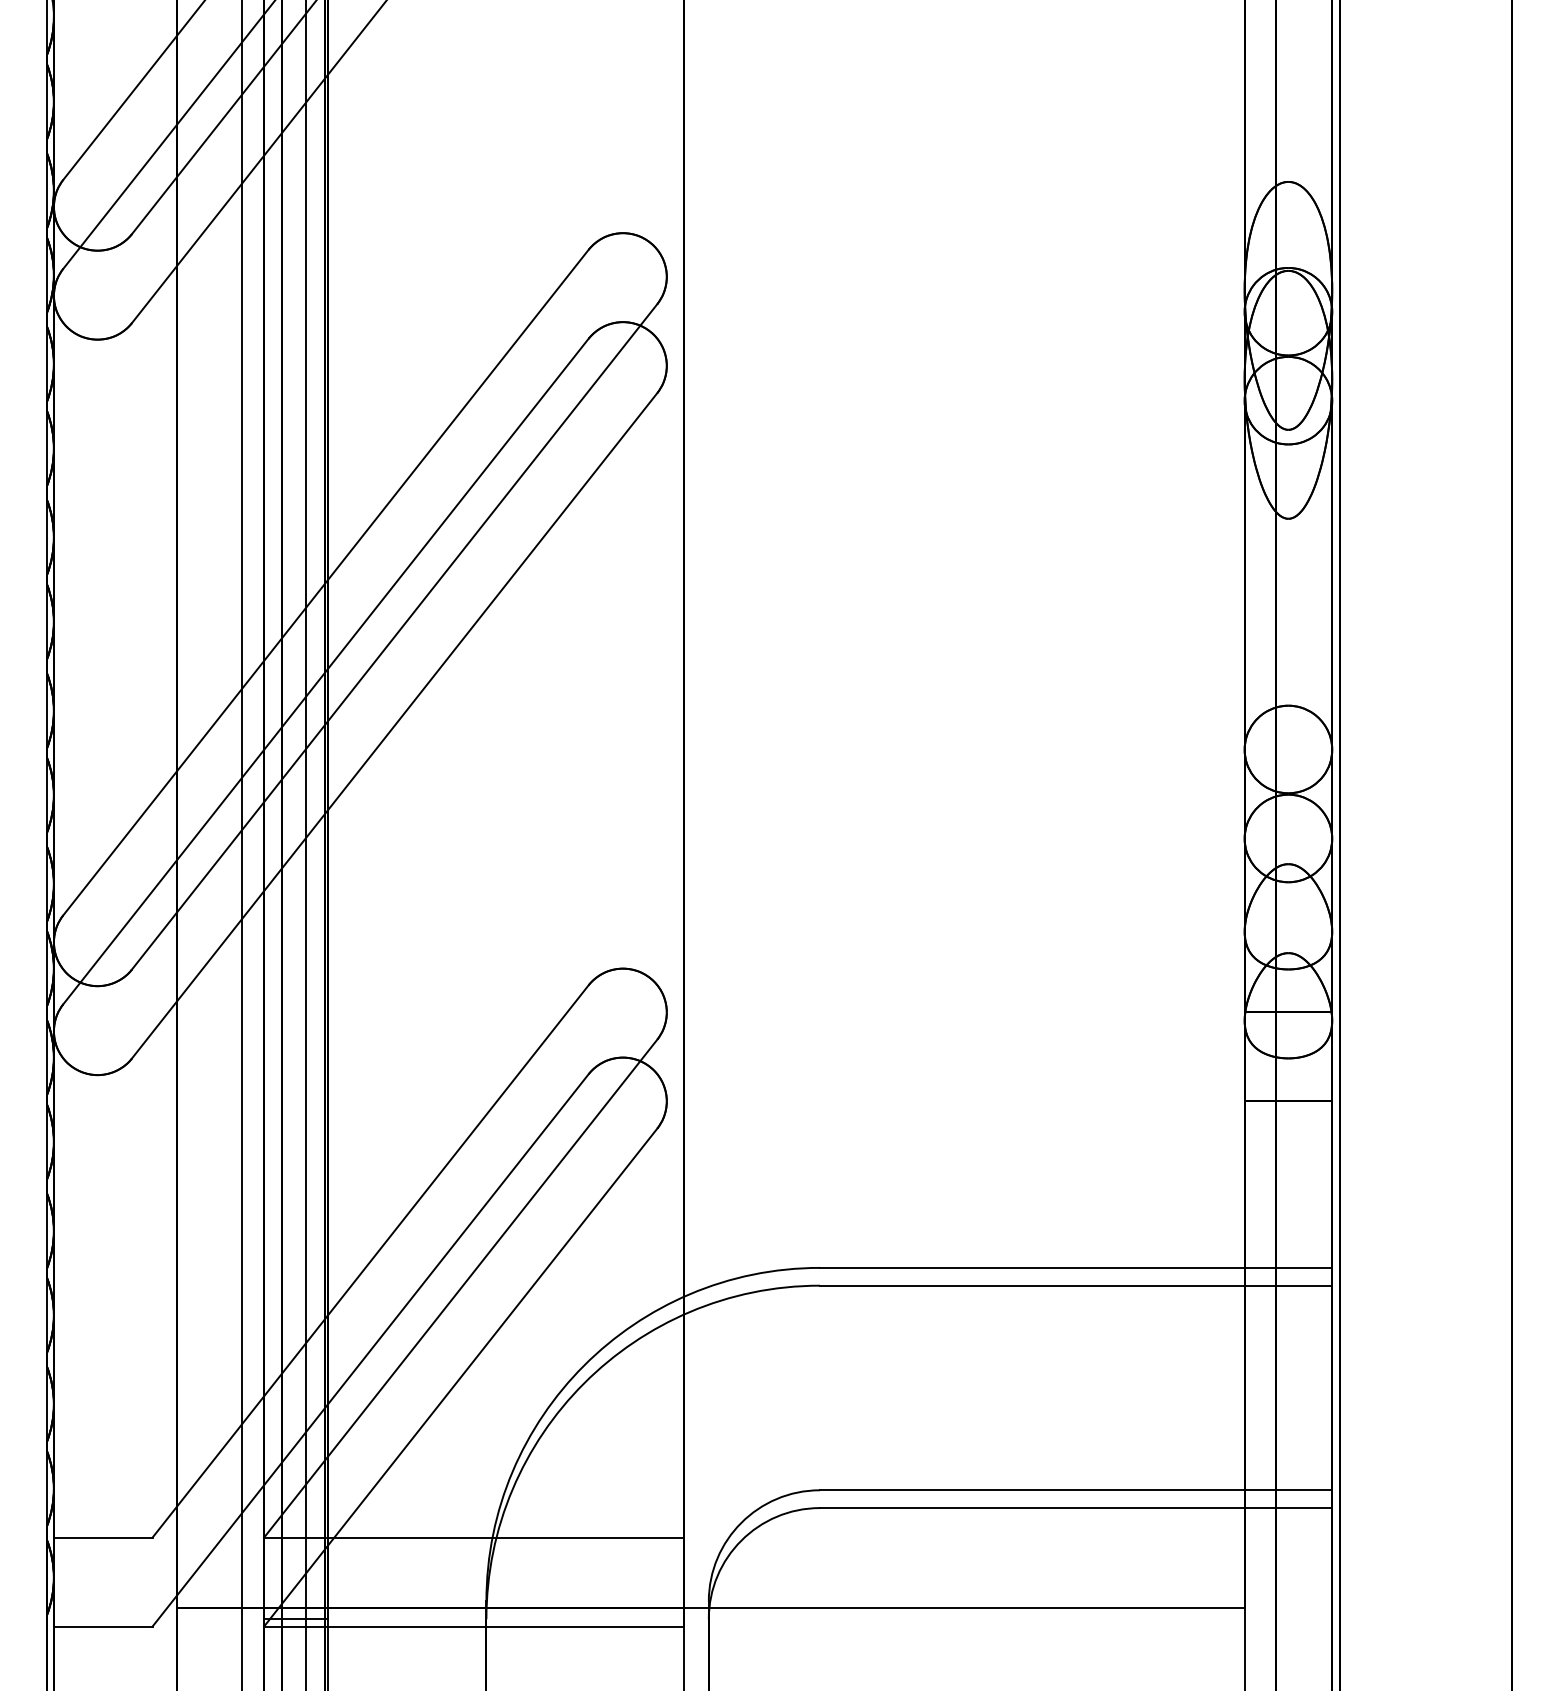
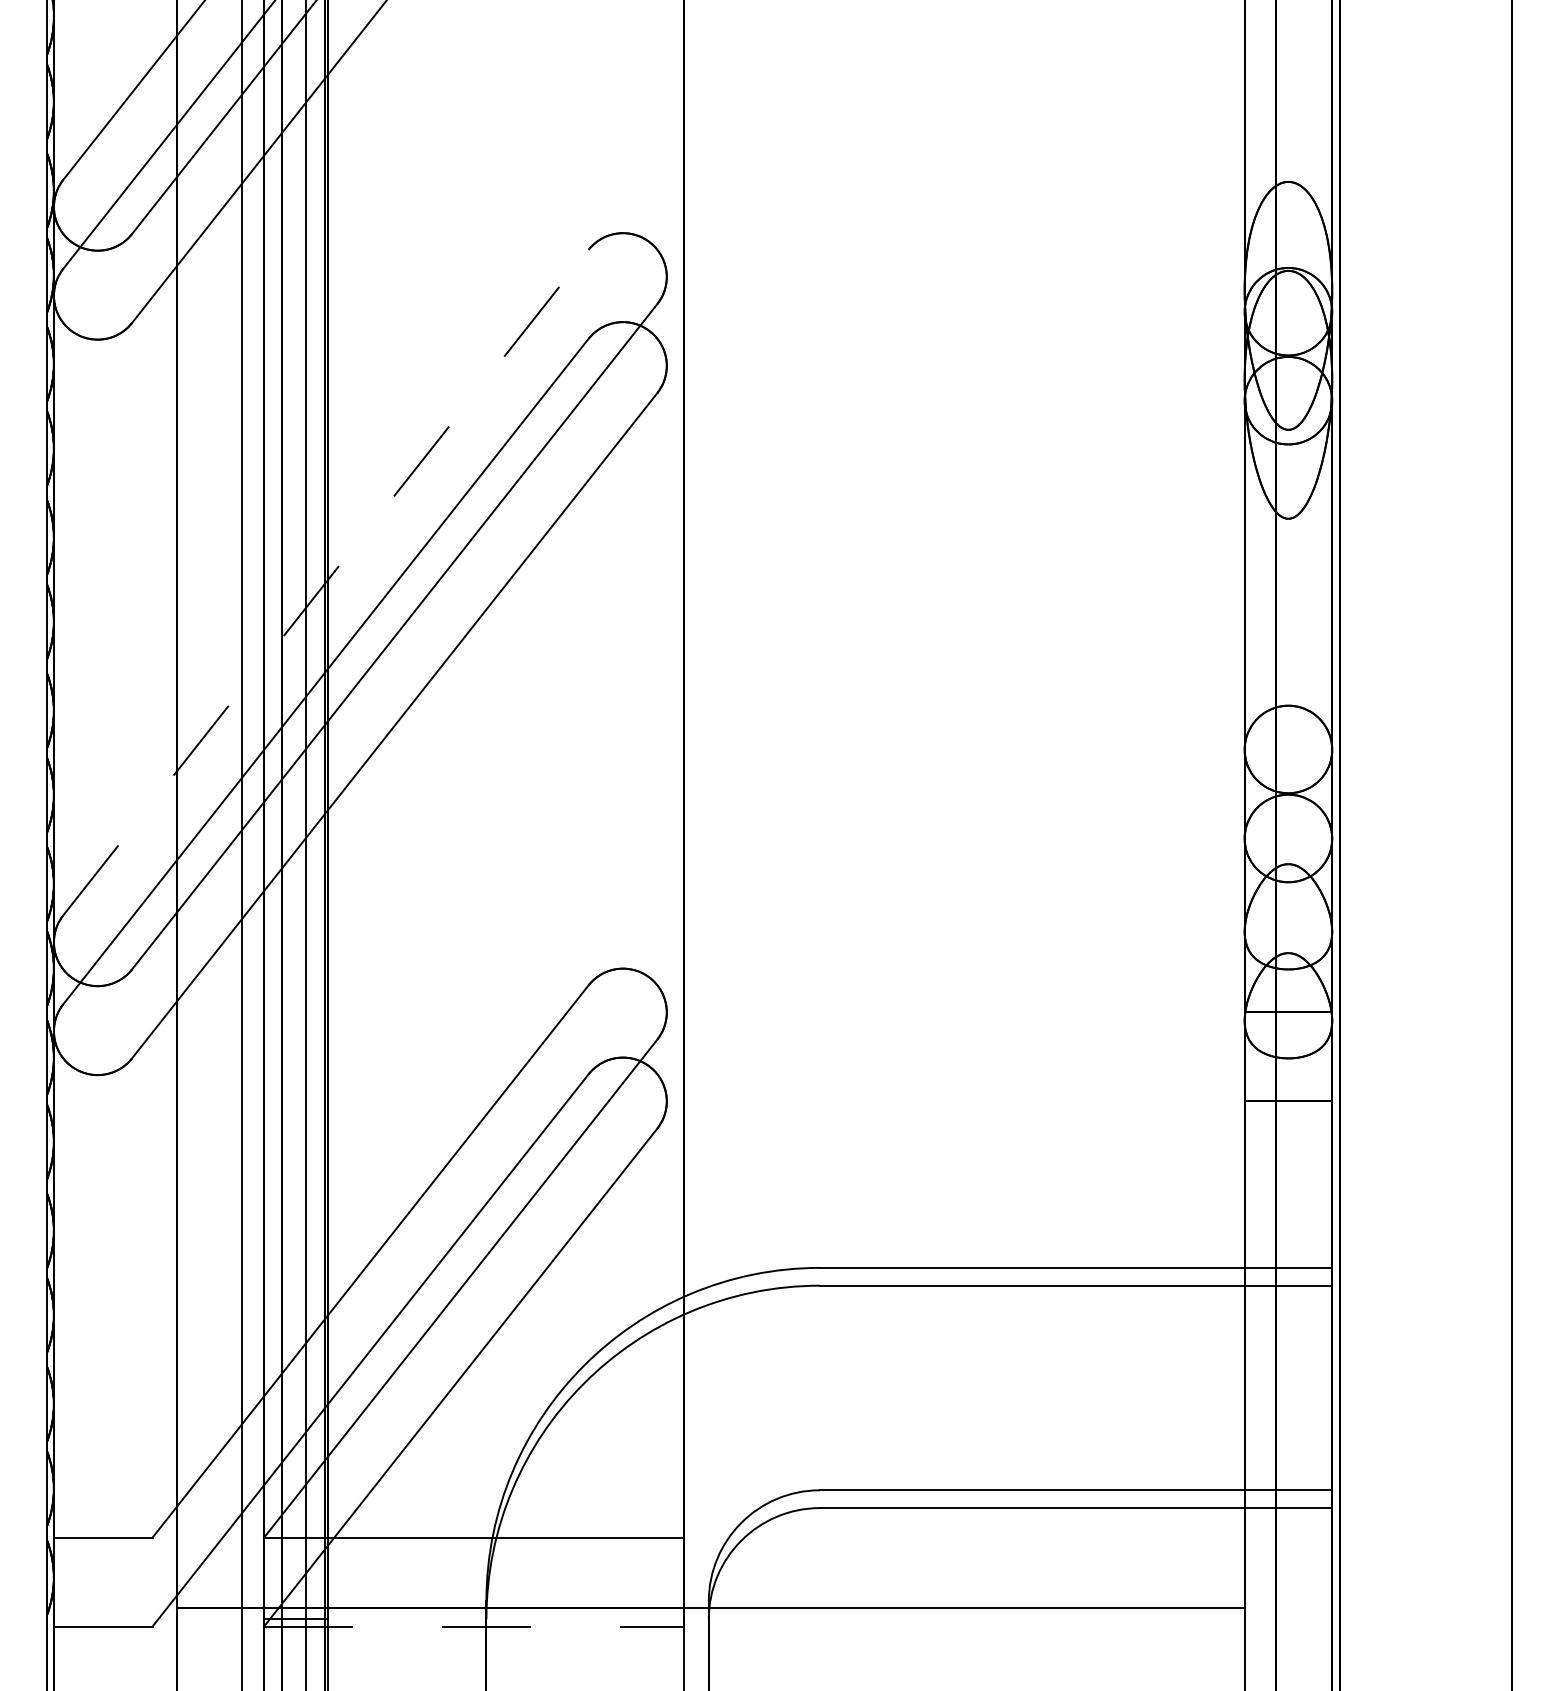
line: solid -> dashed (326, 582)
line: solid -> dashed (474, 1626)
